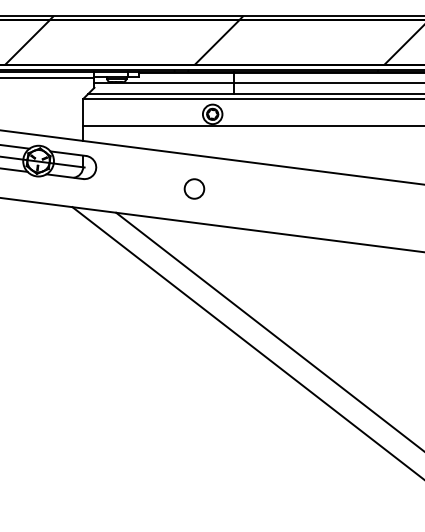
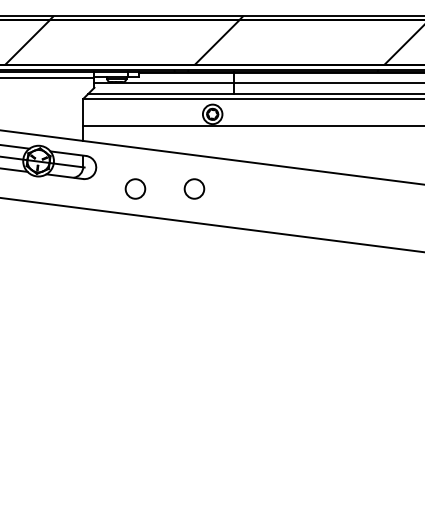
circle: none -> present (135, 188)
line: present -> none (268, 330)
line: present -> none (246, 342)
